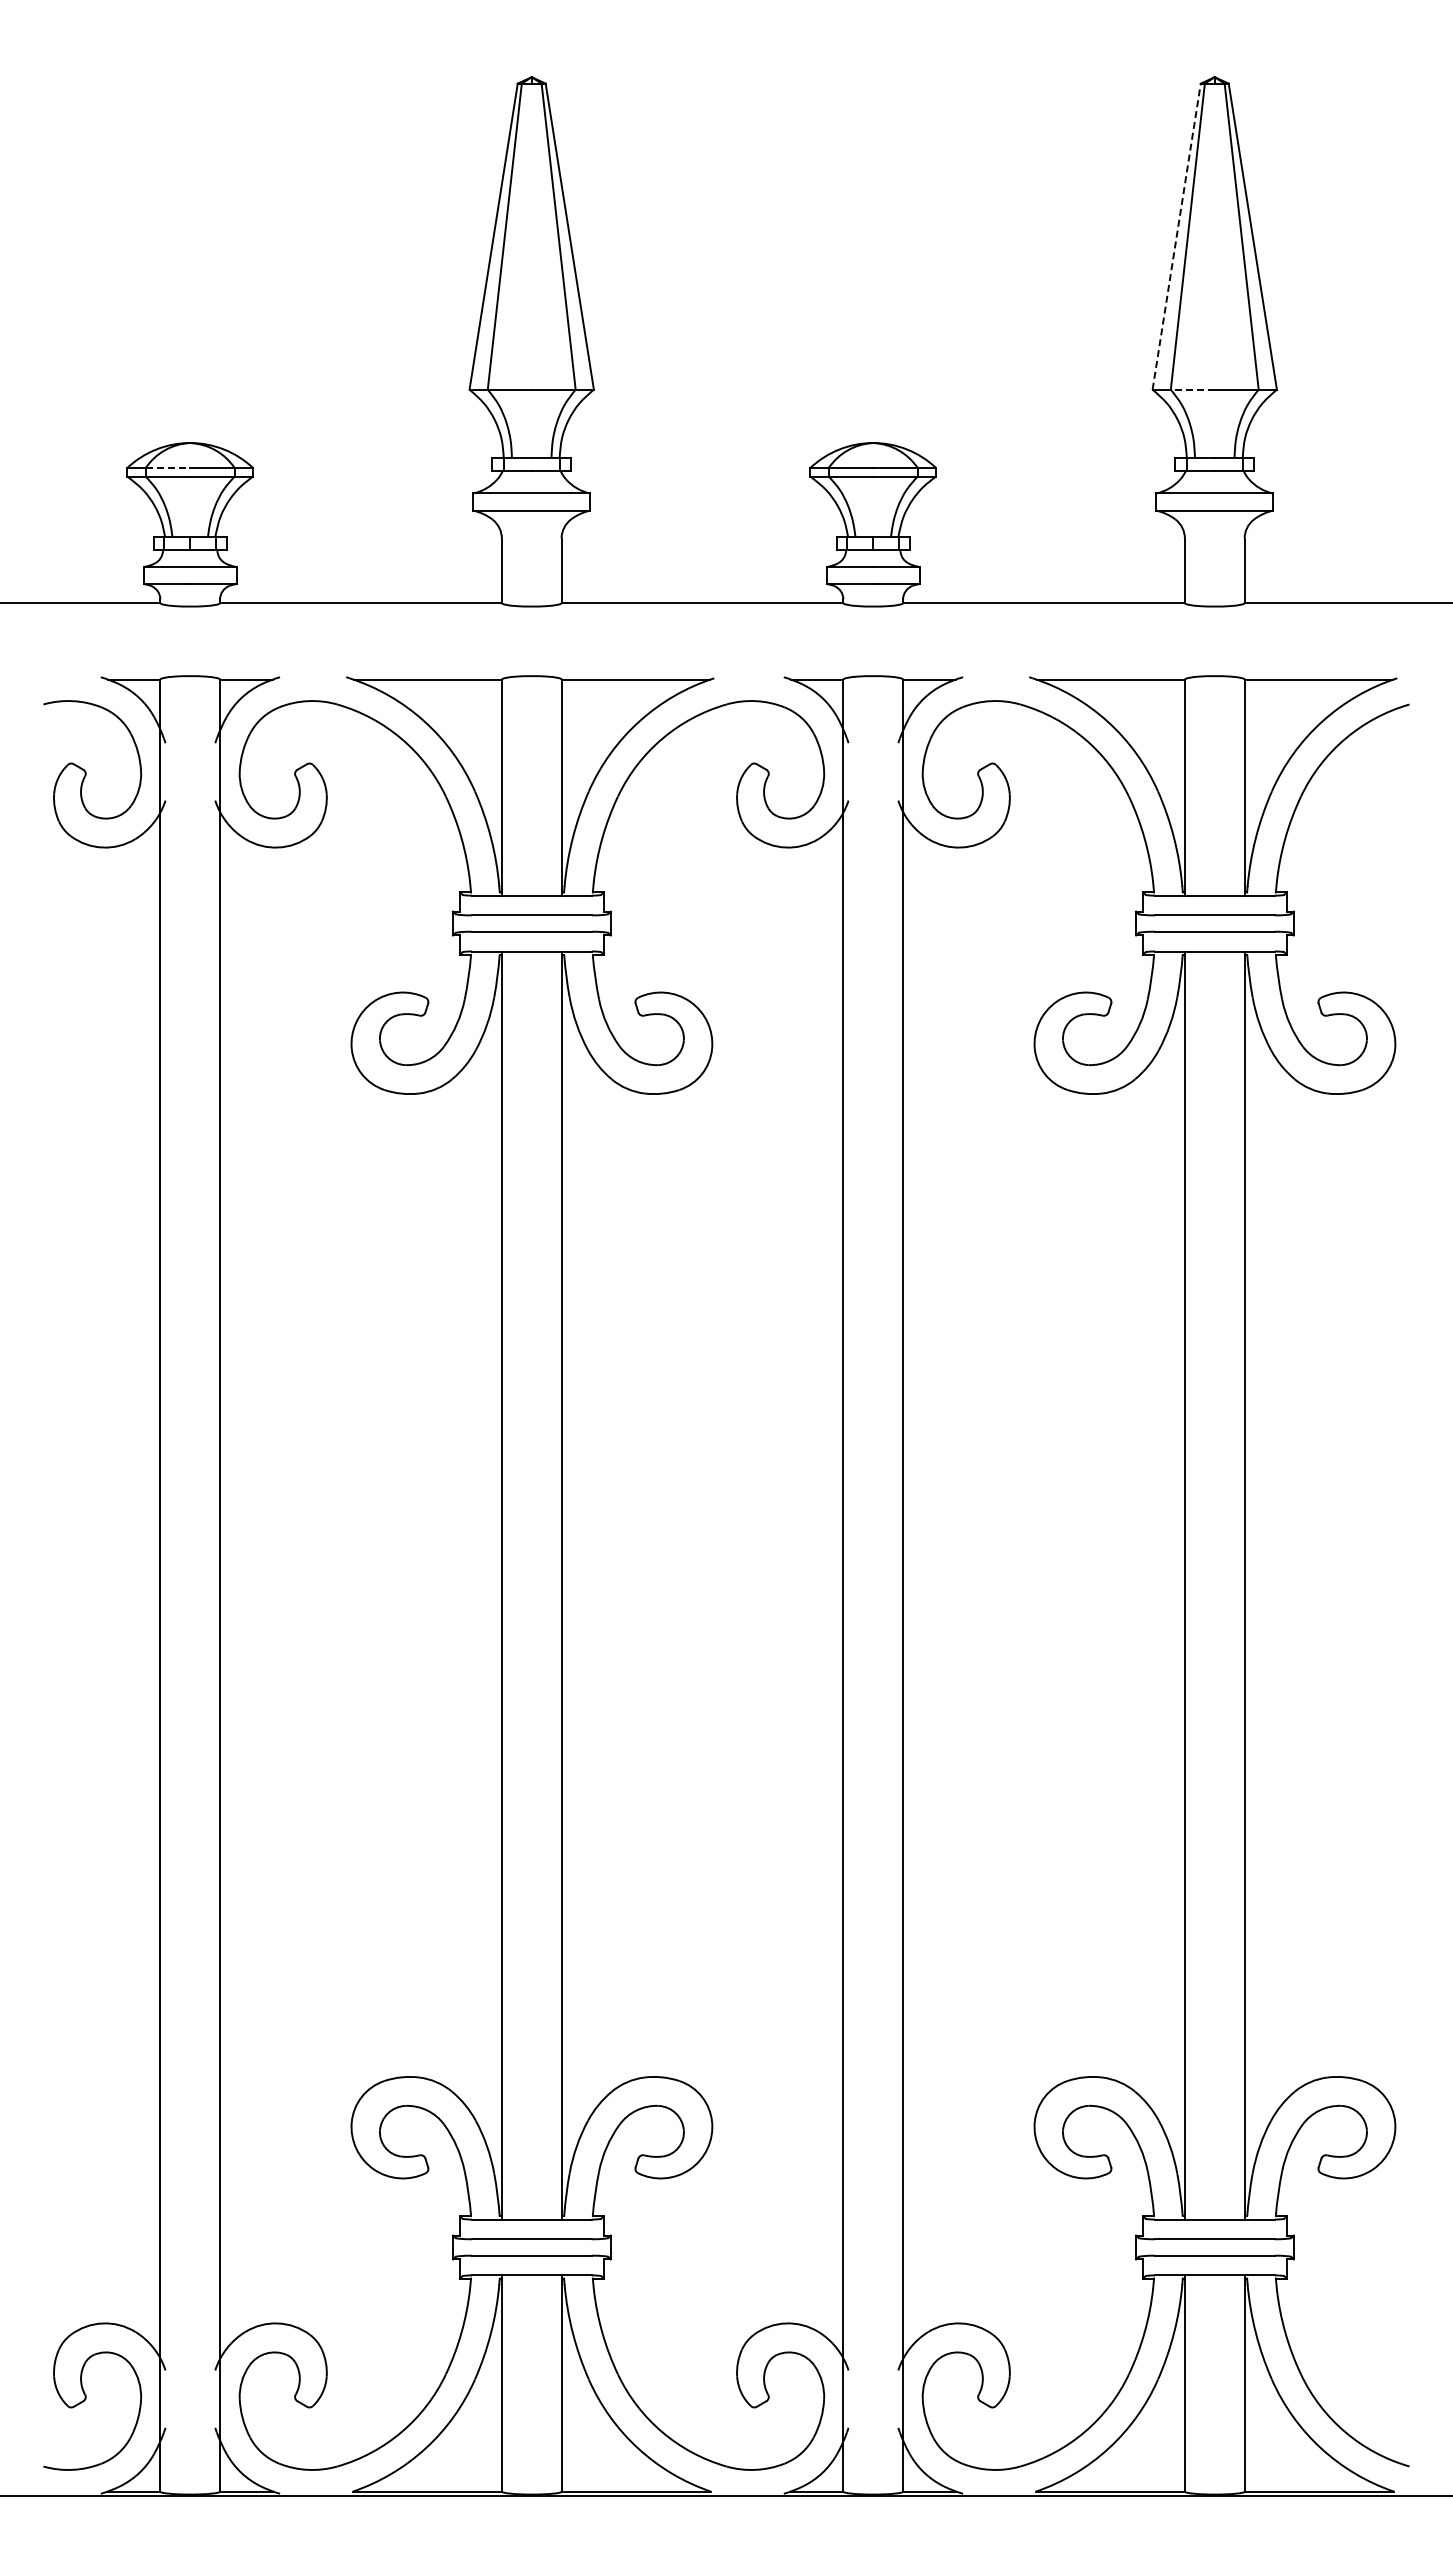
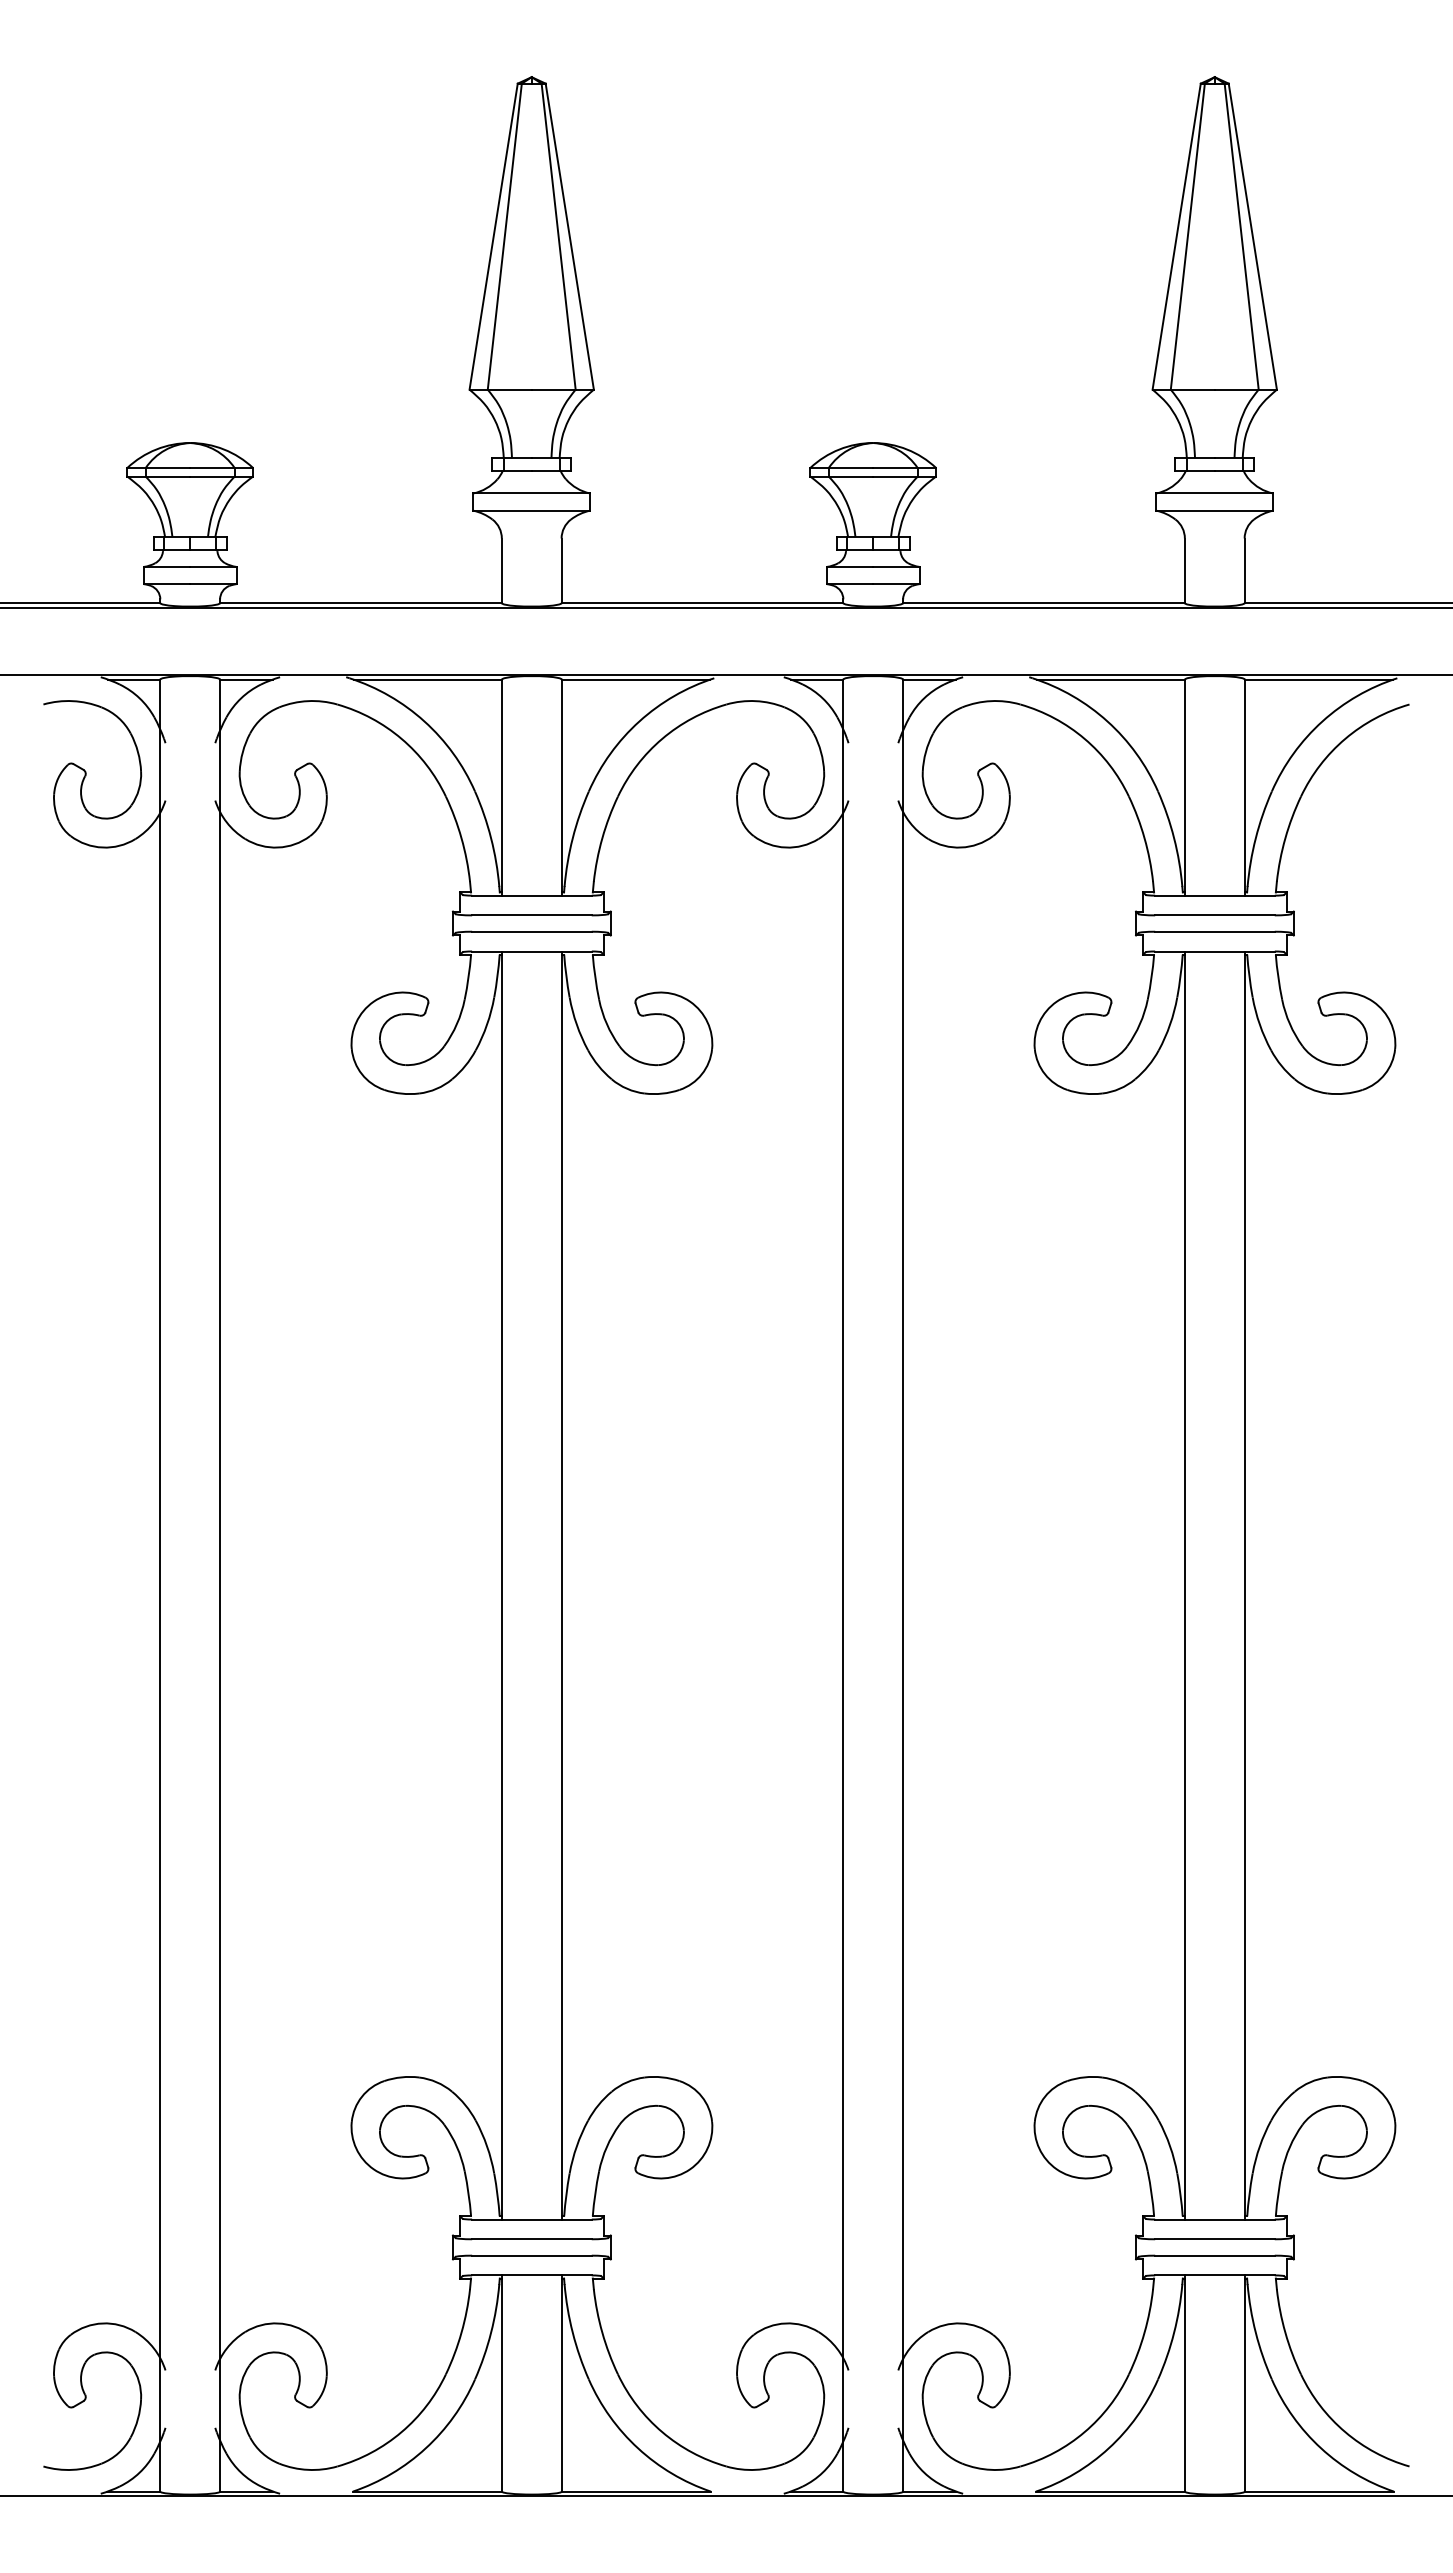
line: dashed -> solid (1176, 236)
line: dashed -> solid (1192, 389)
line: dashed -> solid (168, 467)
line: none -> present (725, 608)
line: none -> present (725, 674)
